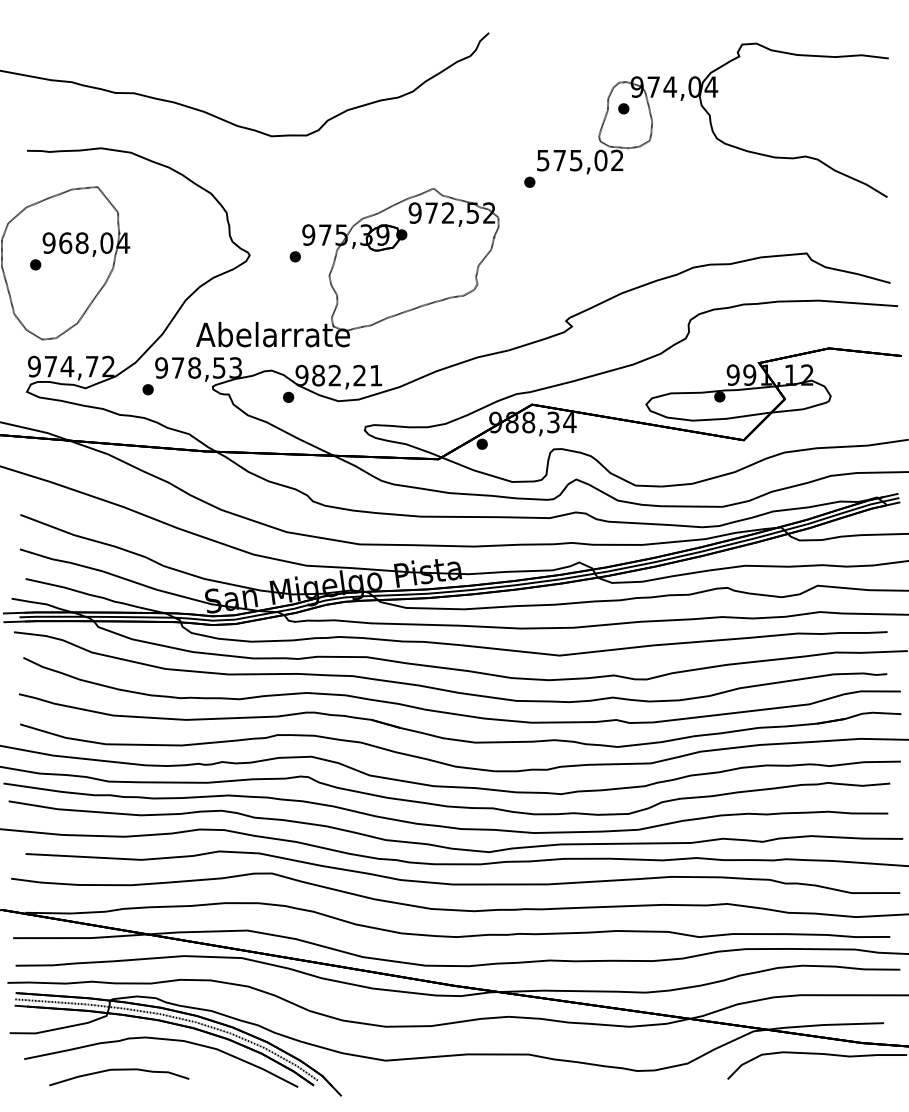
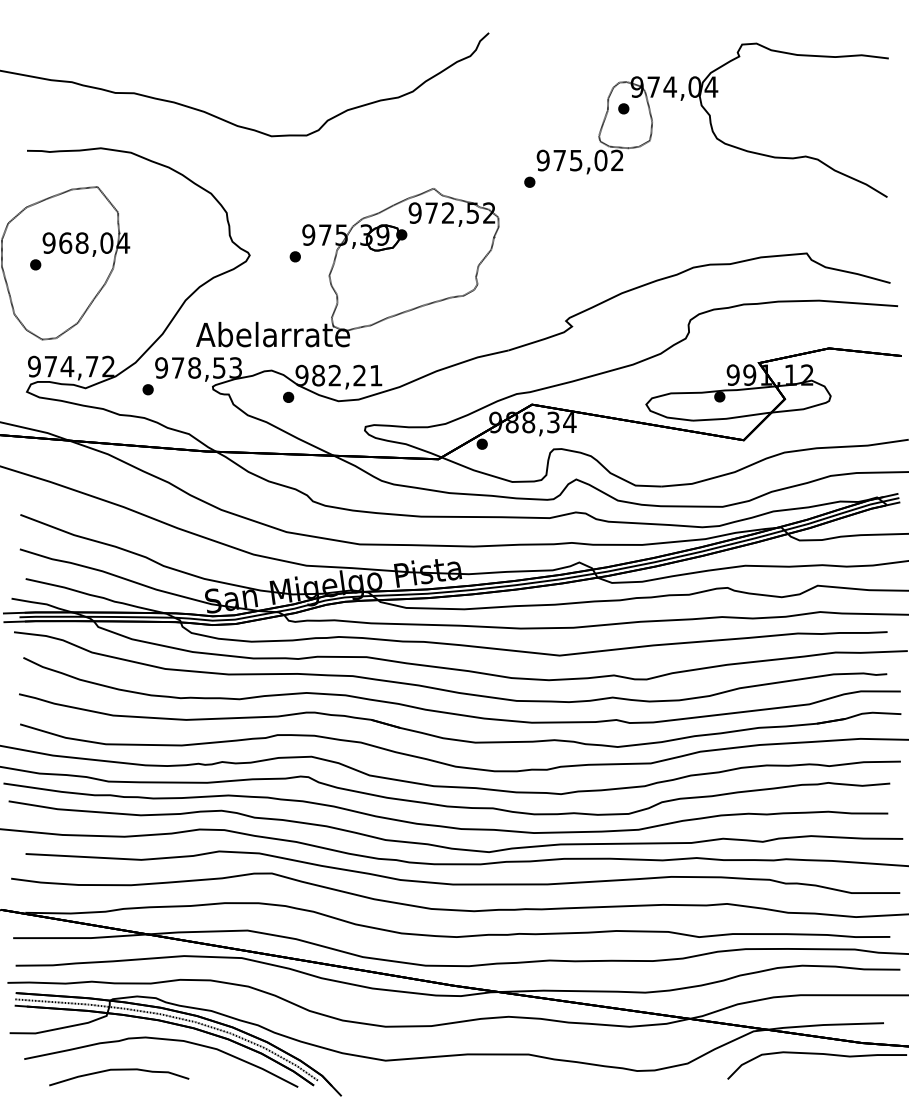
text: 575,02 -> 975,02 (542, 159)
